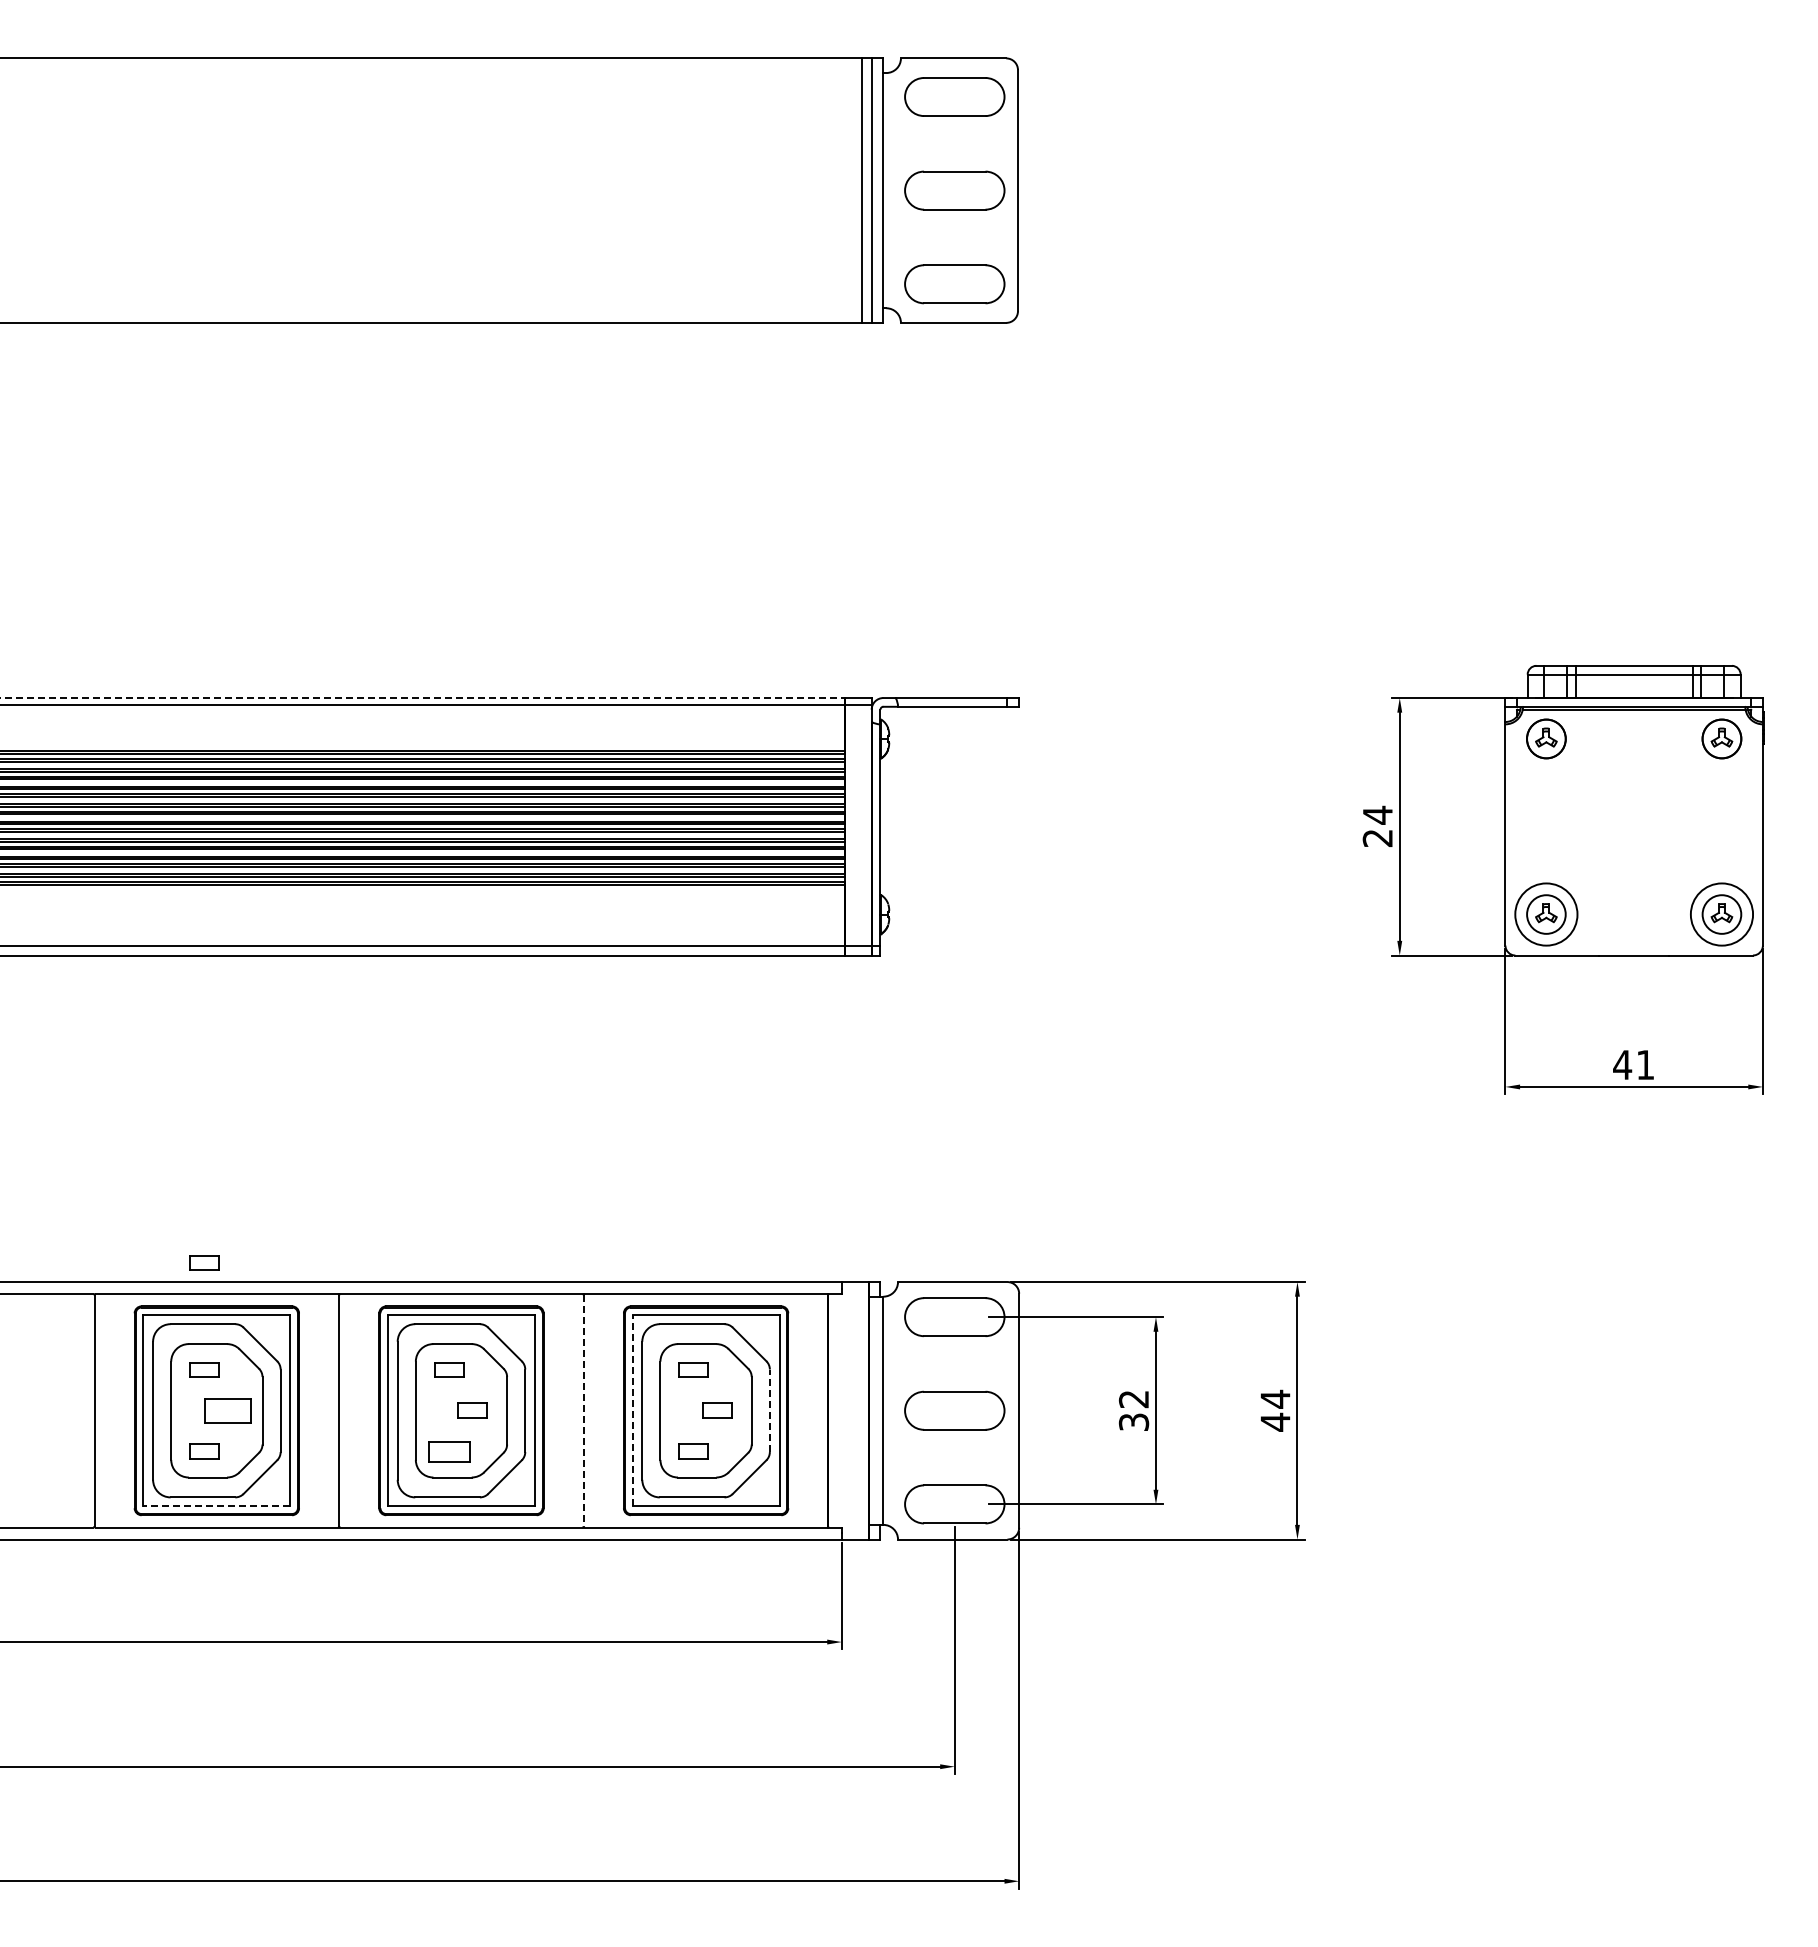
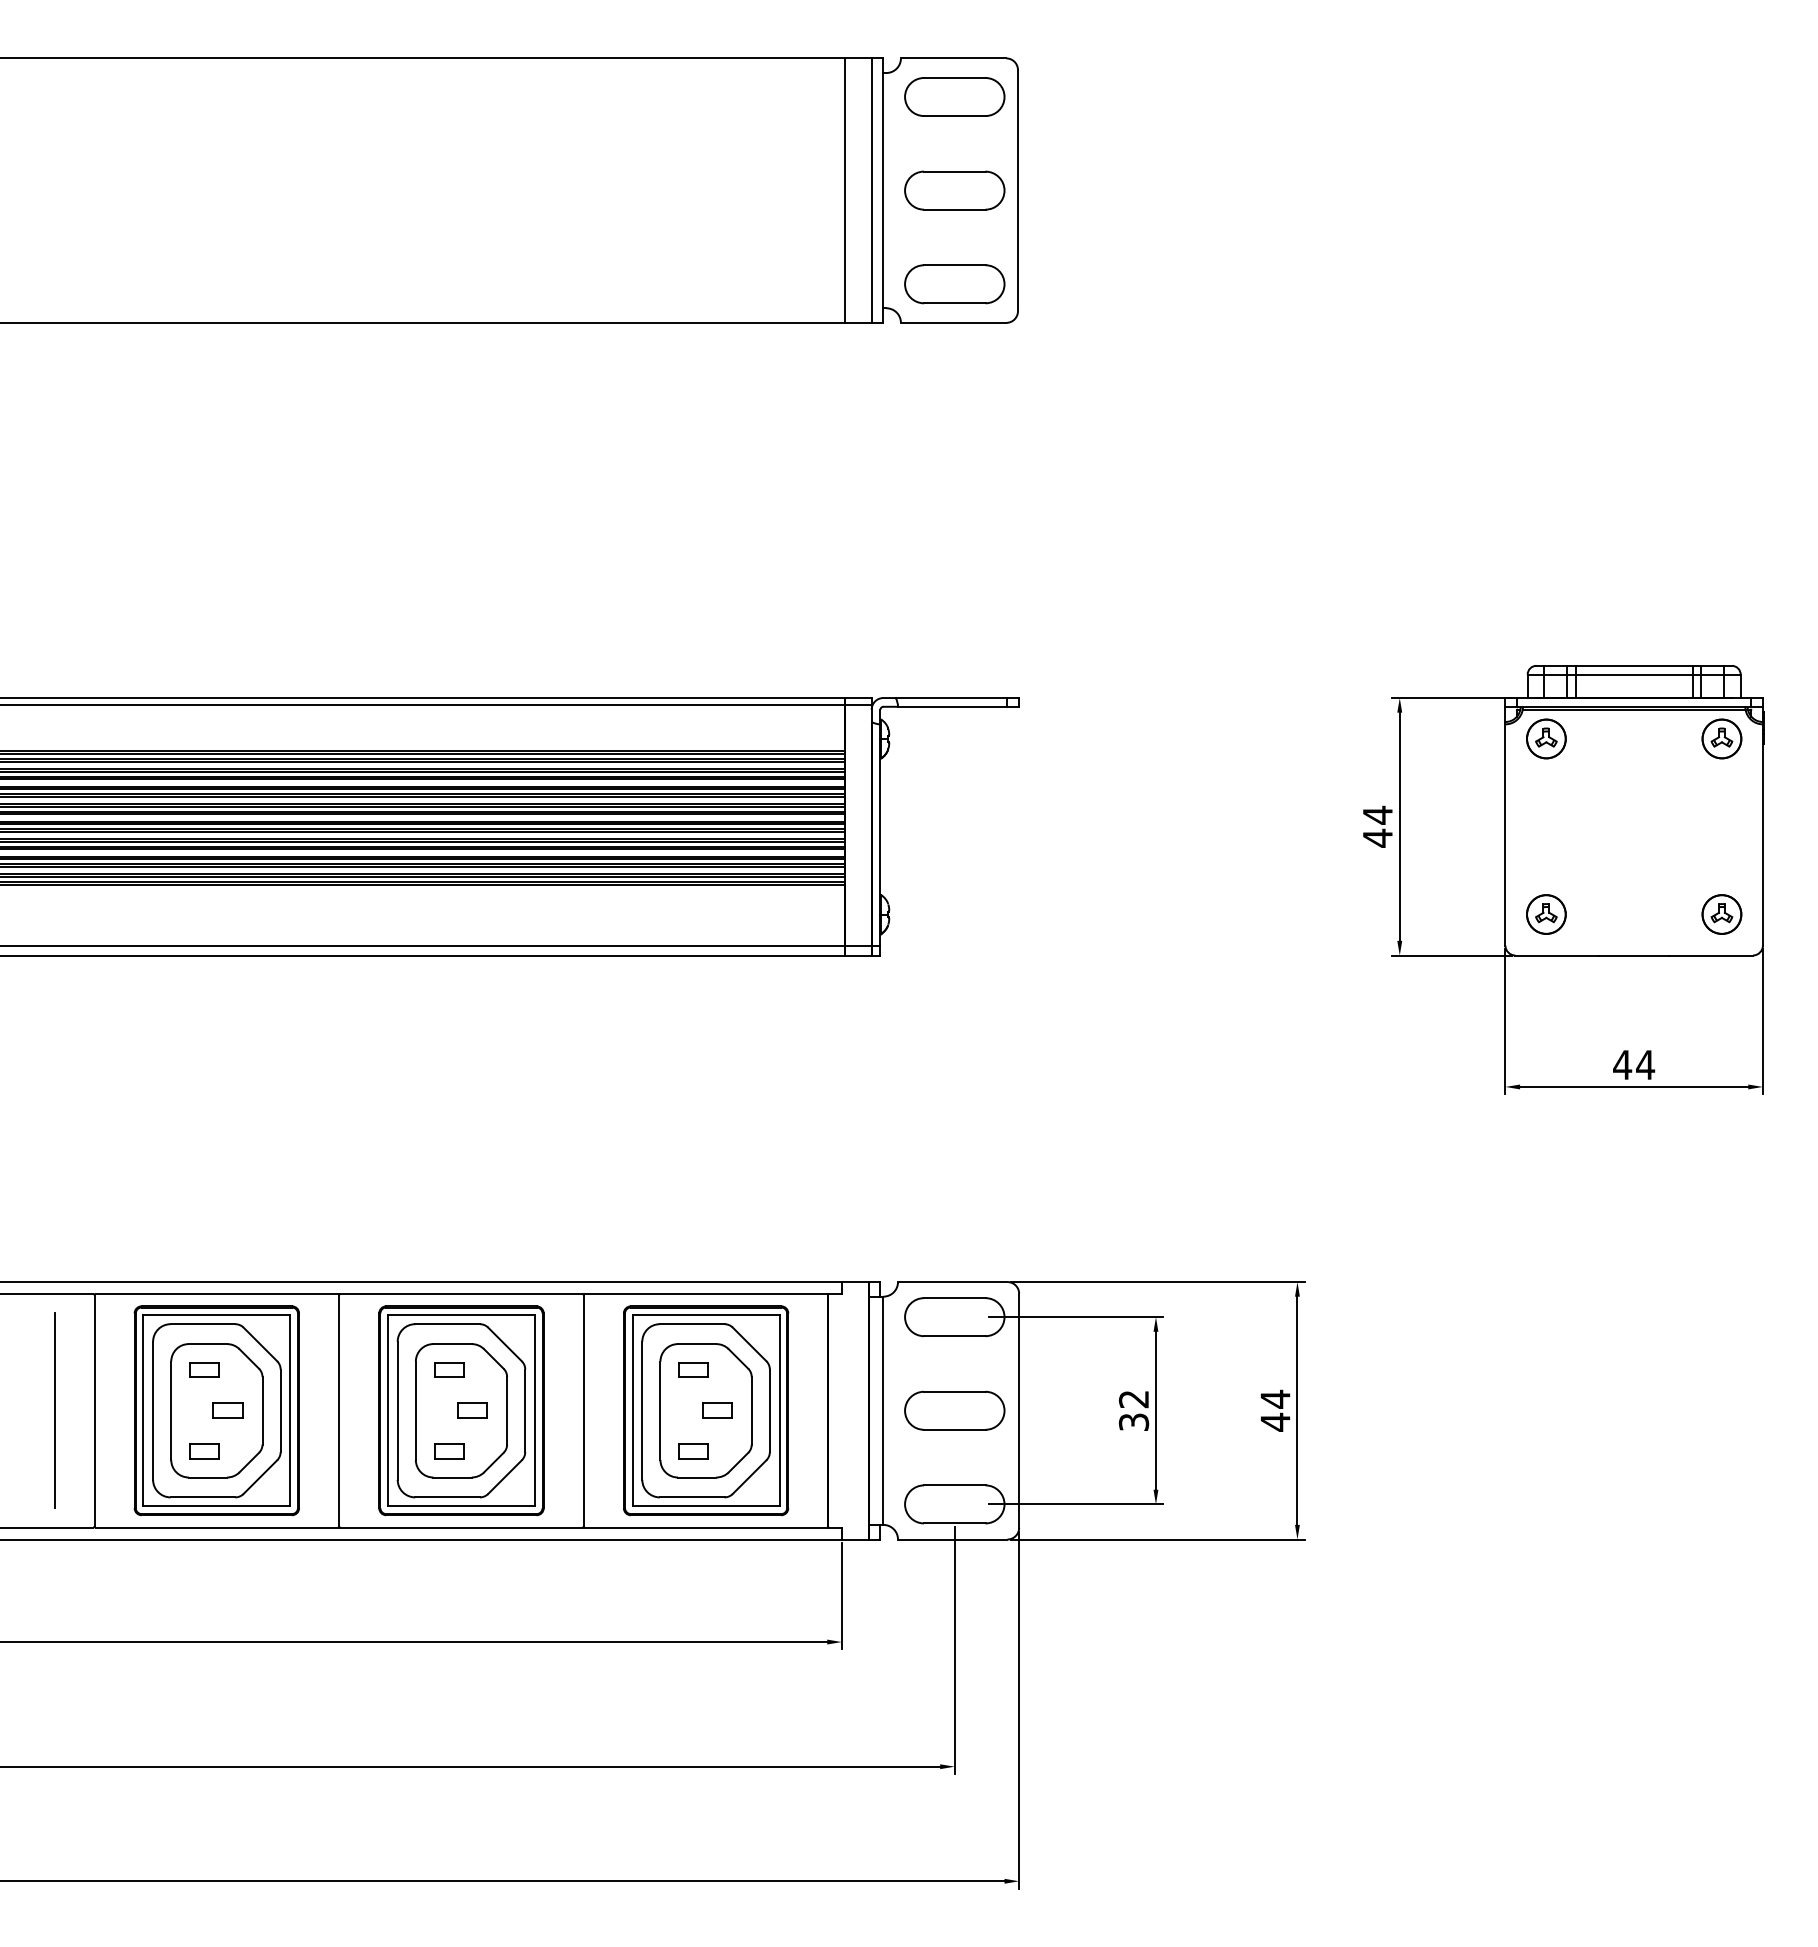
line position: (861, 190) -> (844, 190) (844, 190)
line: dashed -> solid (422, 698)
text: 24 -> 44 (1377, 837)
circle diameter: 62 px -> 39 px (1545, 914)
circle diameter: 62 px -> 39 px (1721, 914)
text: 41 -> 44 (1645, 1064)
part: present -> none (204, 1262)
line: none -> present (54, 1410)
part size: 48x26 px -> 32x17 px (227, 1410)
line: dashed -> solid (583, 1410)
line: dashed -> solid (632, 1410)
line: dashed -> solid (769, 1410)
part size: 43x22 px -> 31x17 px (449, 1451)
line: dashed -> solid (216, 1506)
